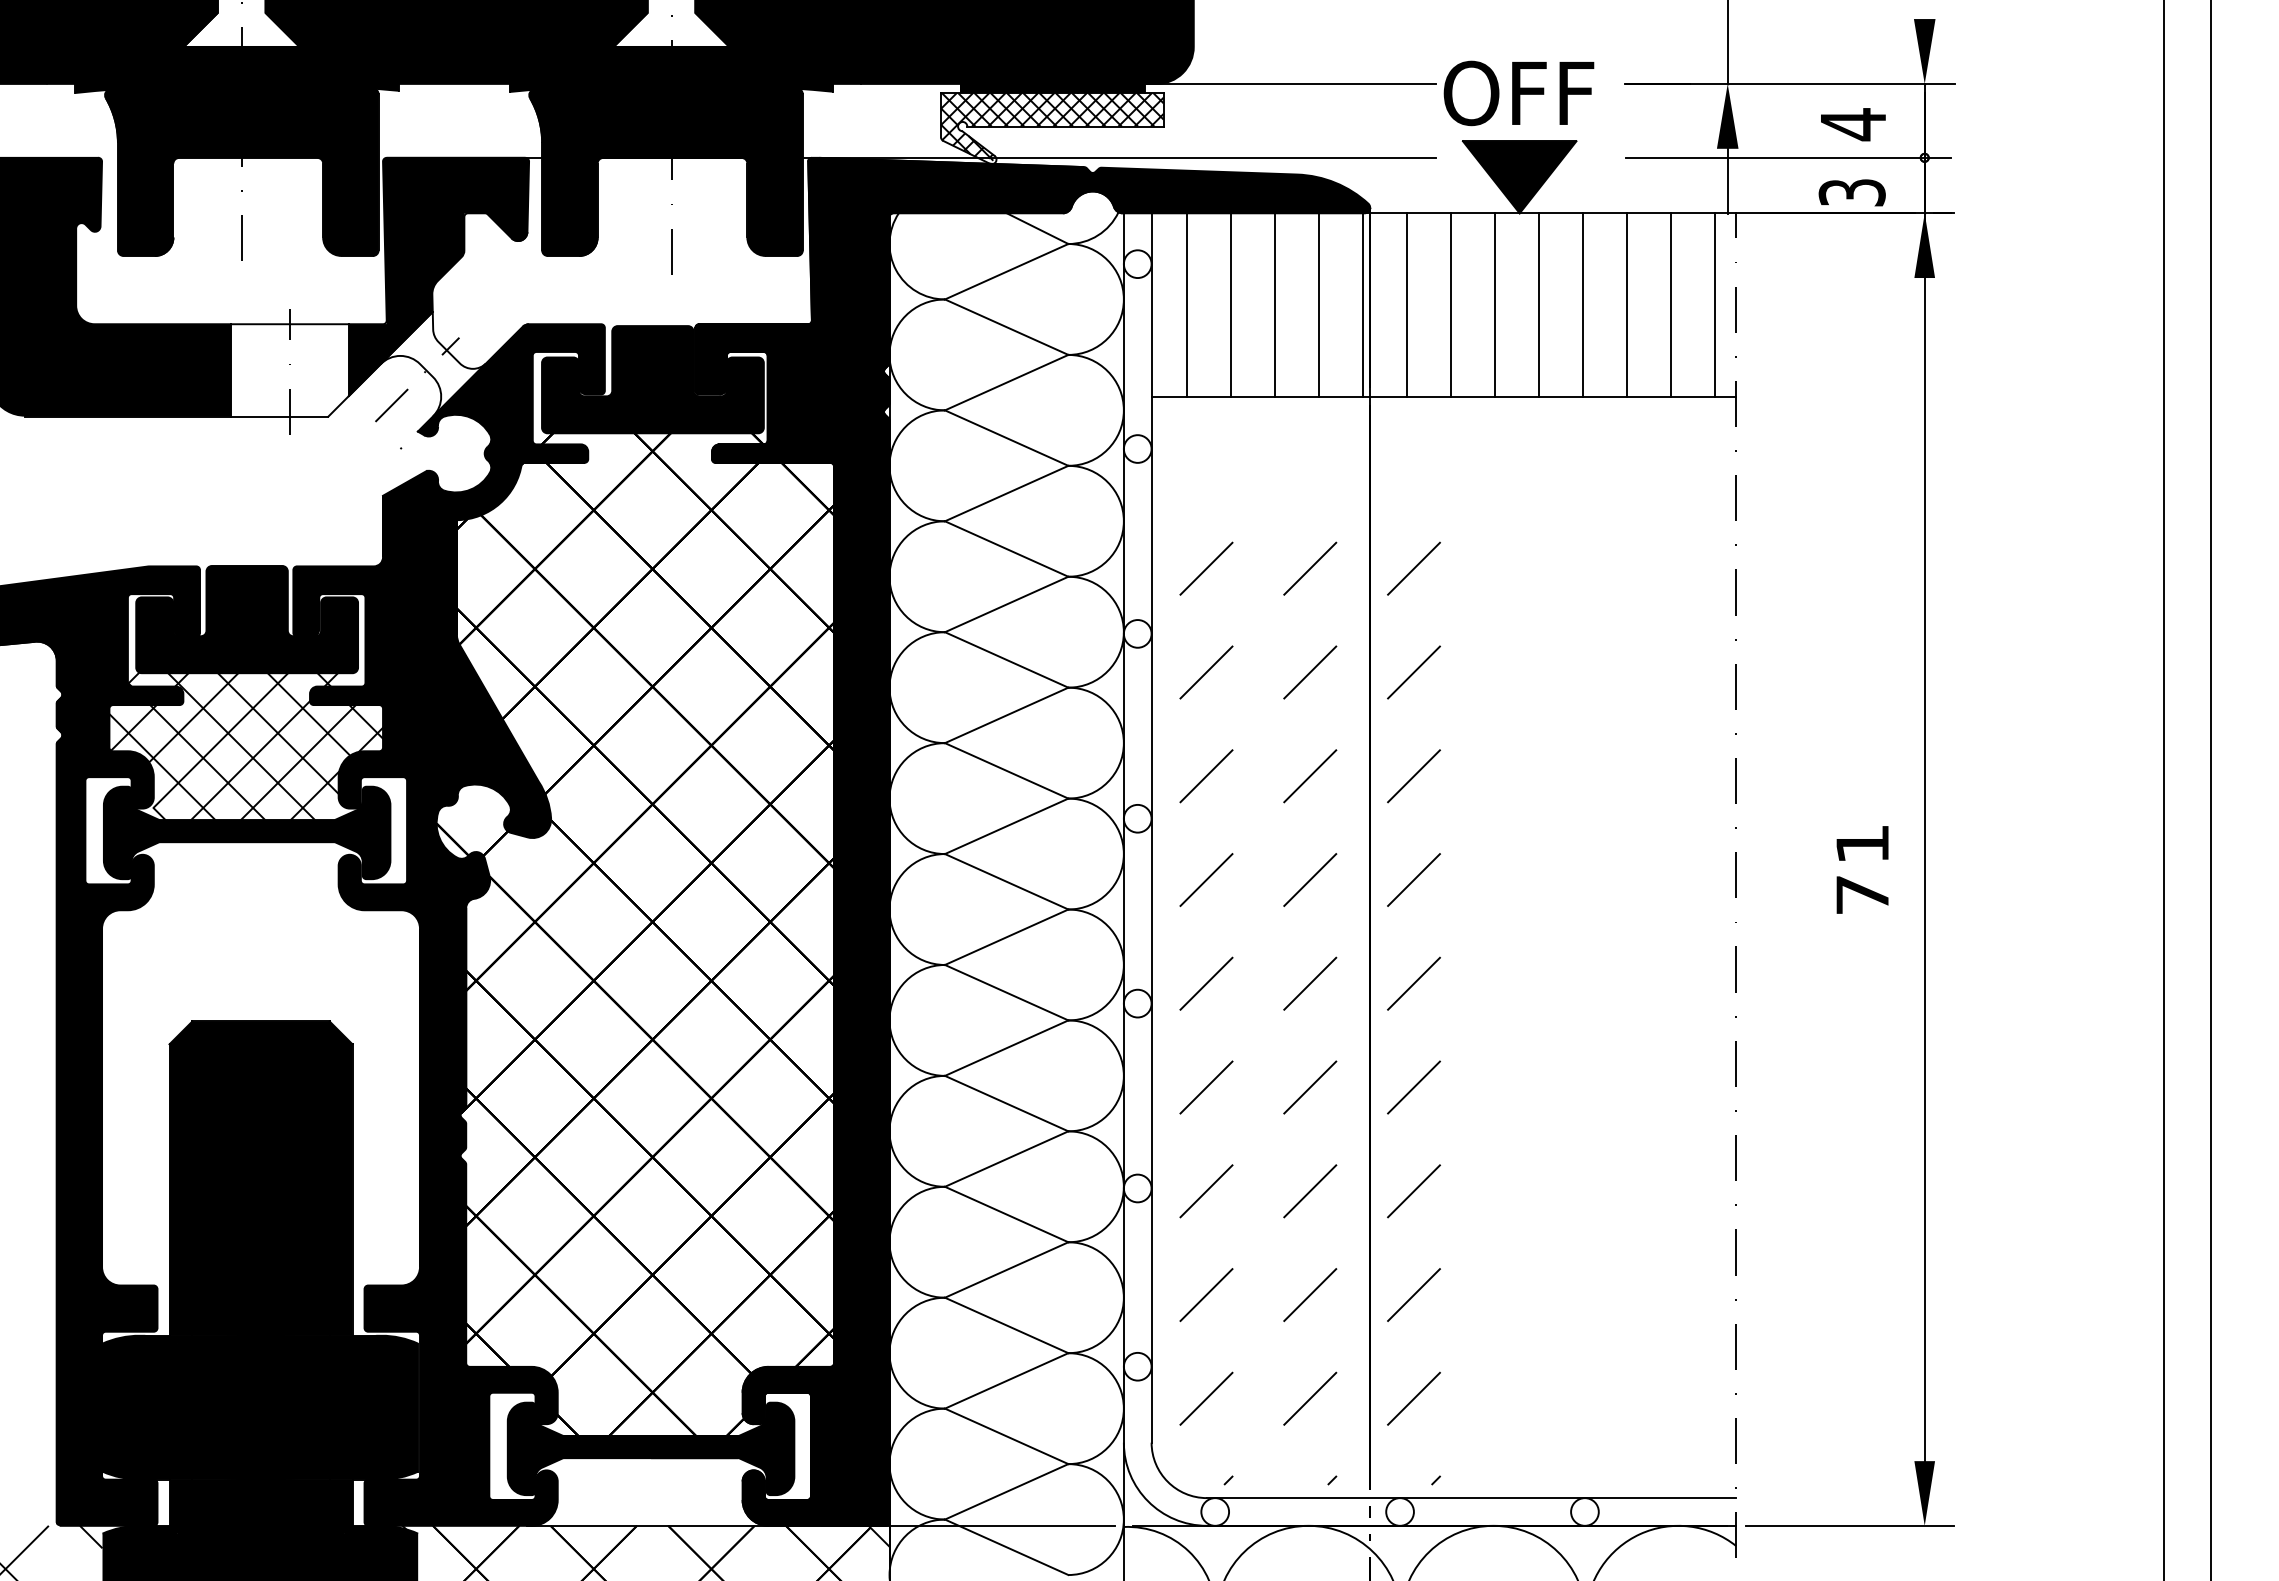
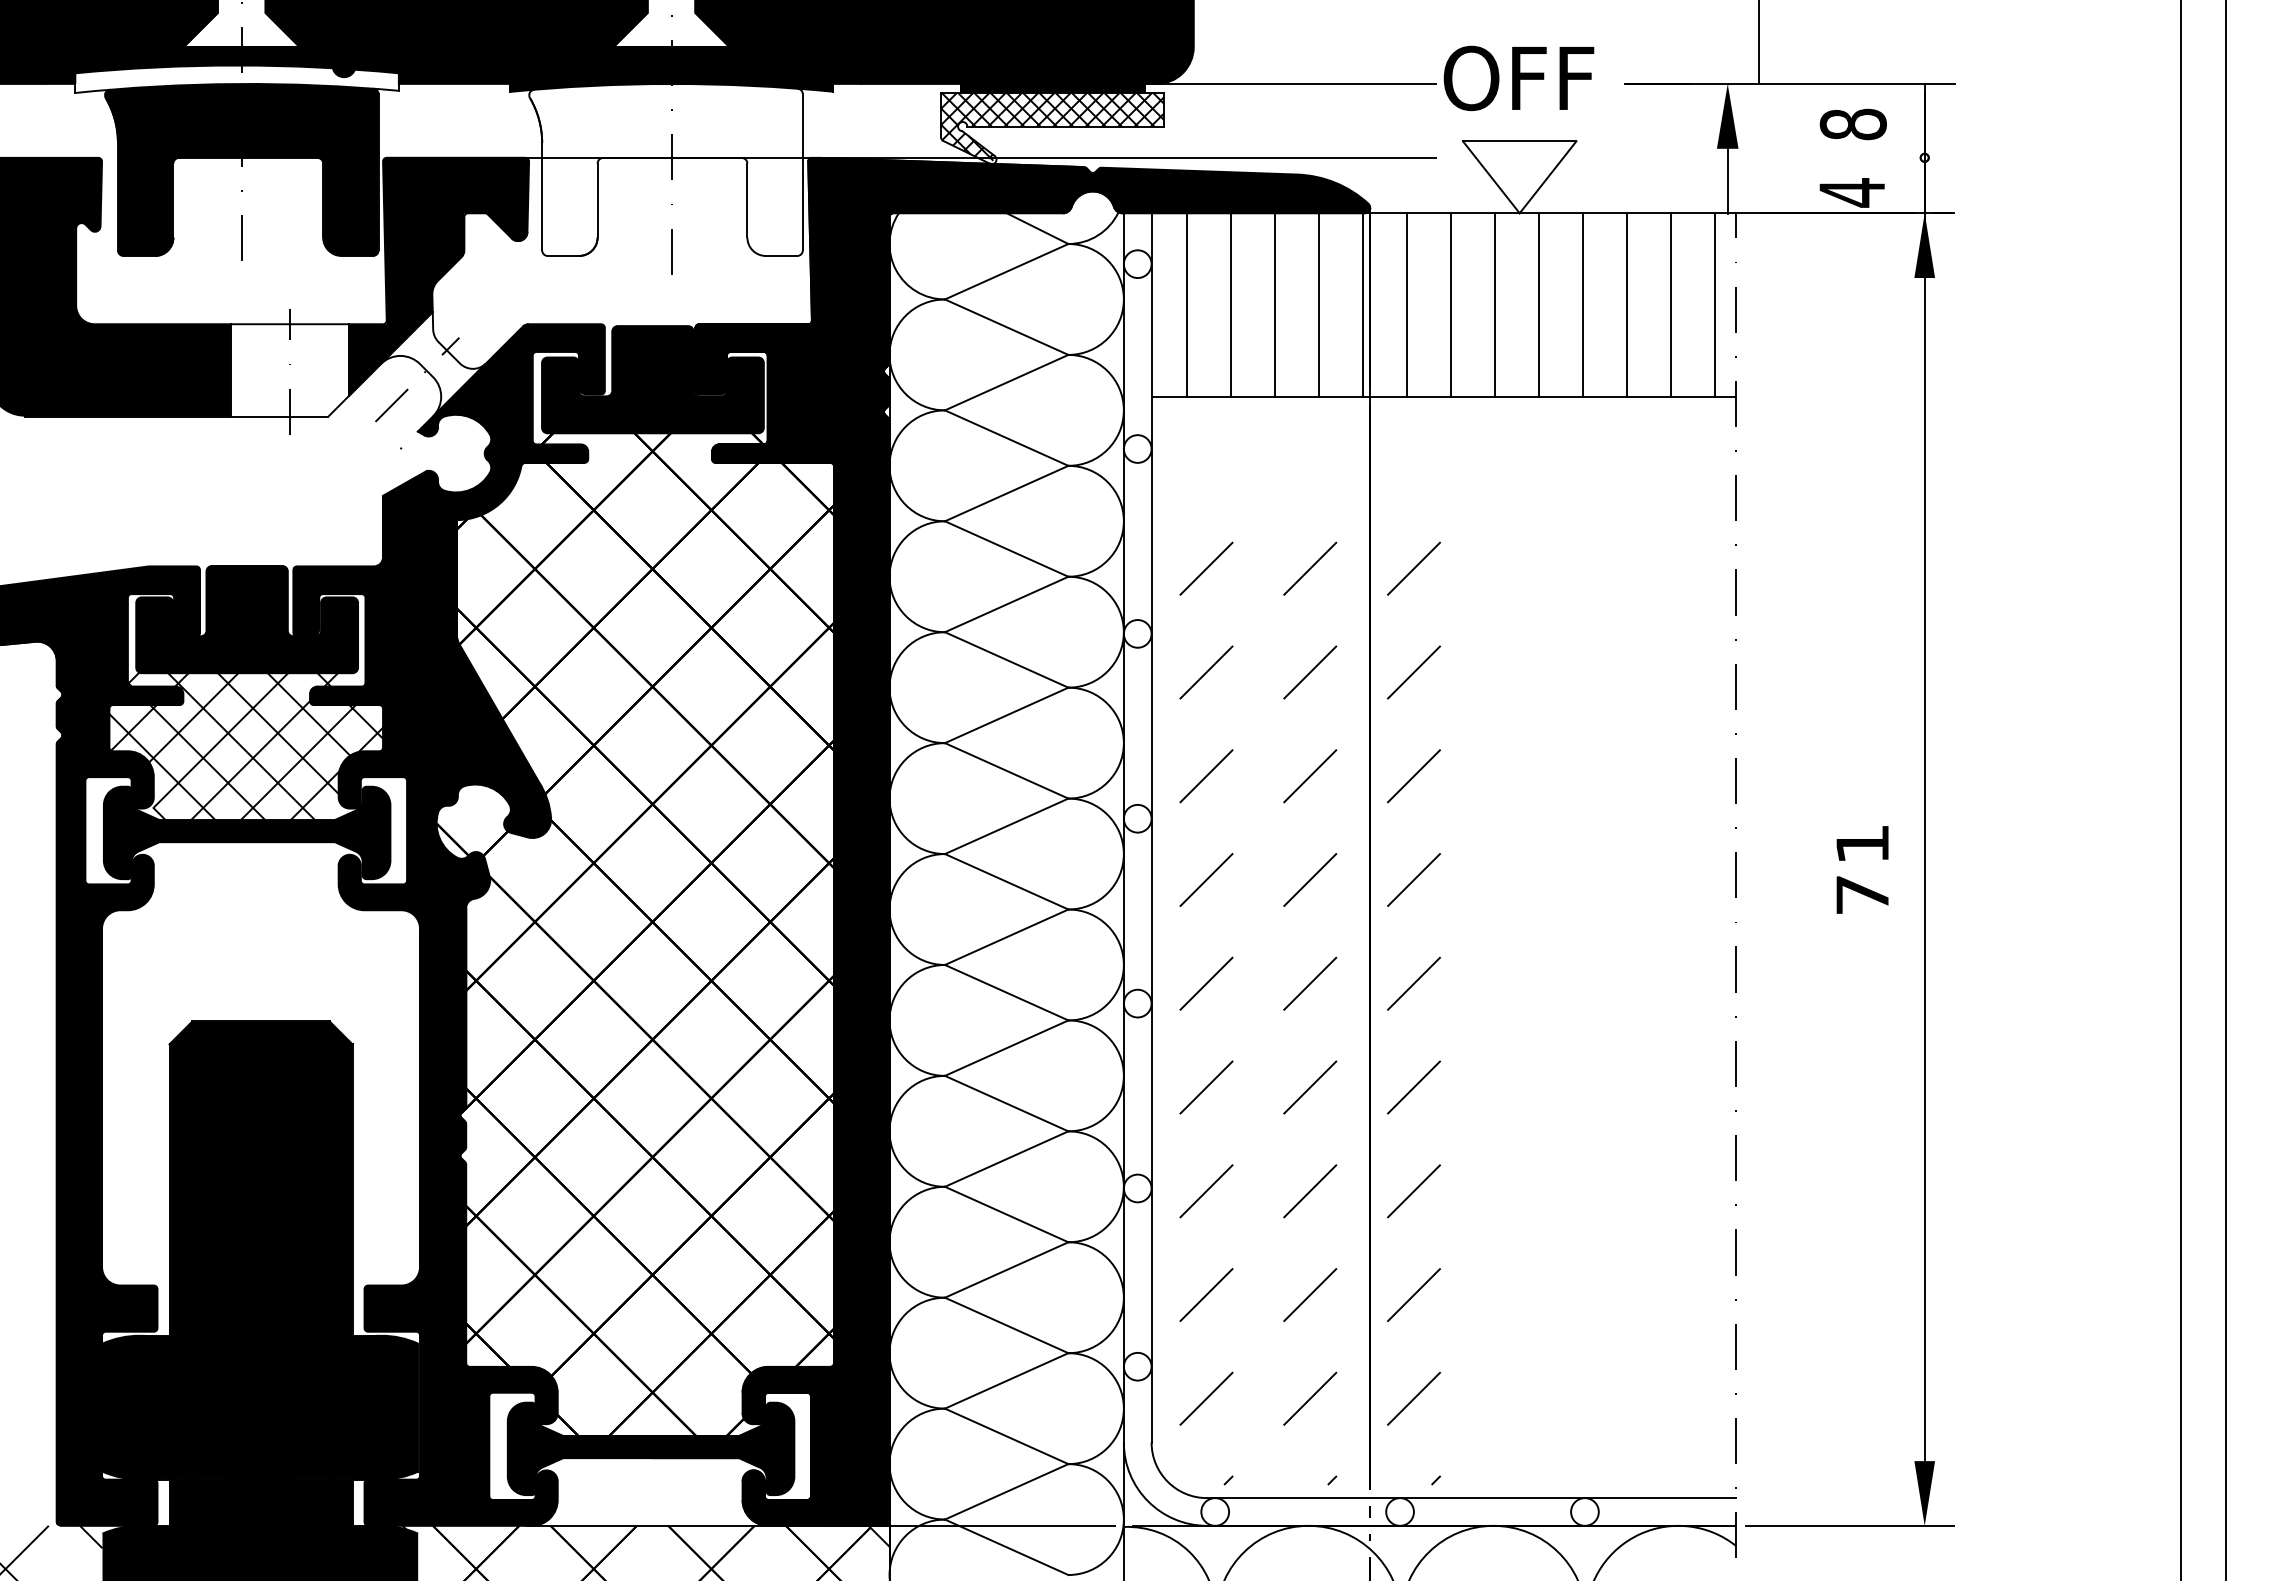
line position: (1727, 42) -> (1758, 42) (1758, 42)
fill: present -> none (1924, 51)
fill: present -> none (236, 79)
text position: (1518, 93) -> (1518, 78) (1518, 78)
text: 4 -> 8 (1852, 124)
line: present -> none (1788, 157)
fill: present -> none (665, 169)
fill: present -> none (1519, 177)
text: 3 -> 4 (1851, 192)
line position: (2164, 789) -> (2181, 789) (2181, 789)
line position: (2210, 789) -> (2225, 789) (2225, 789)
